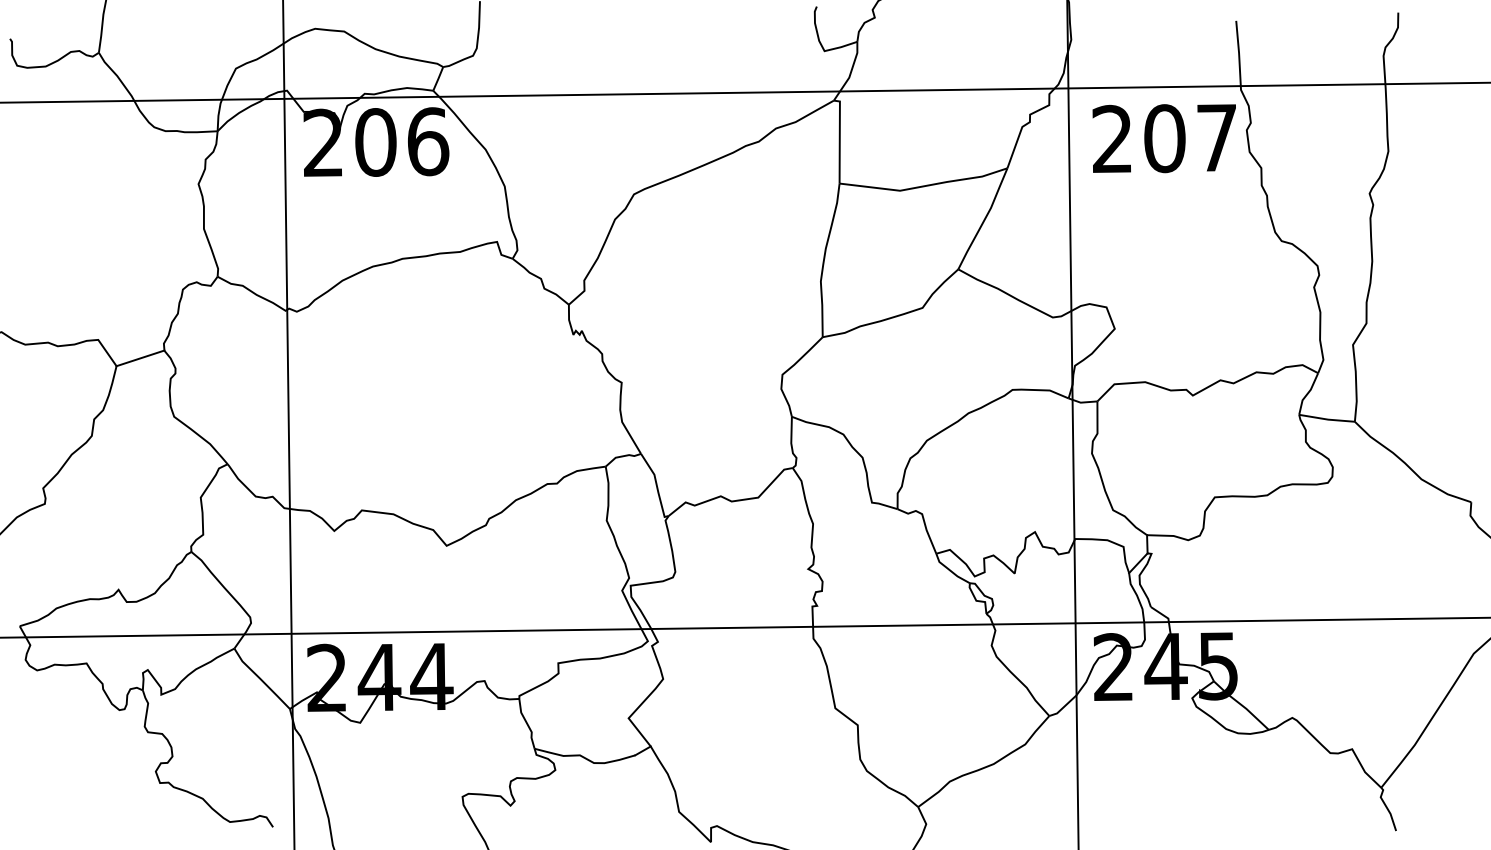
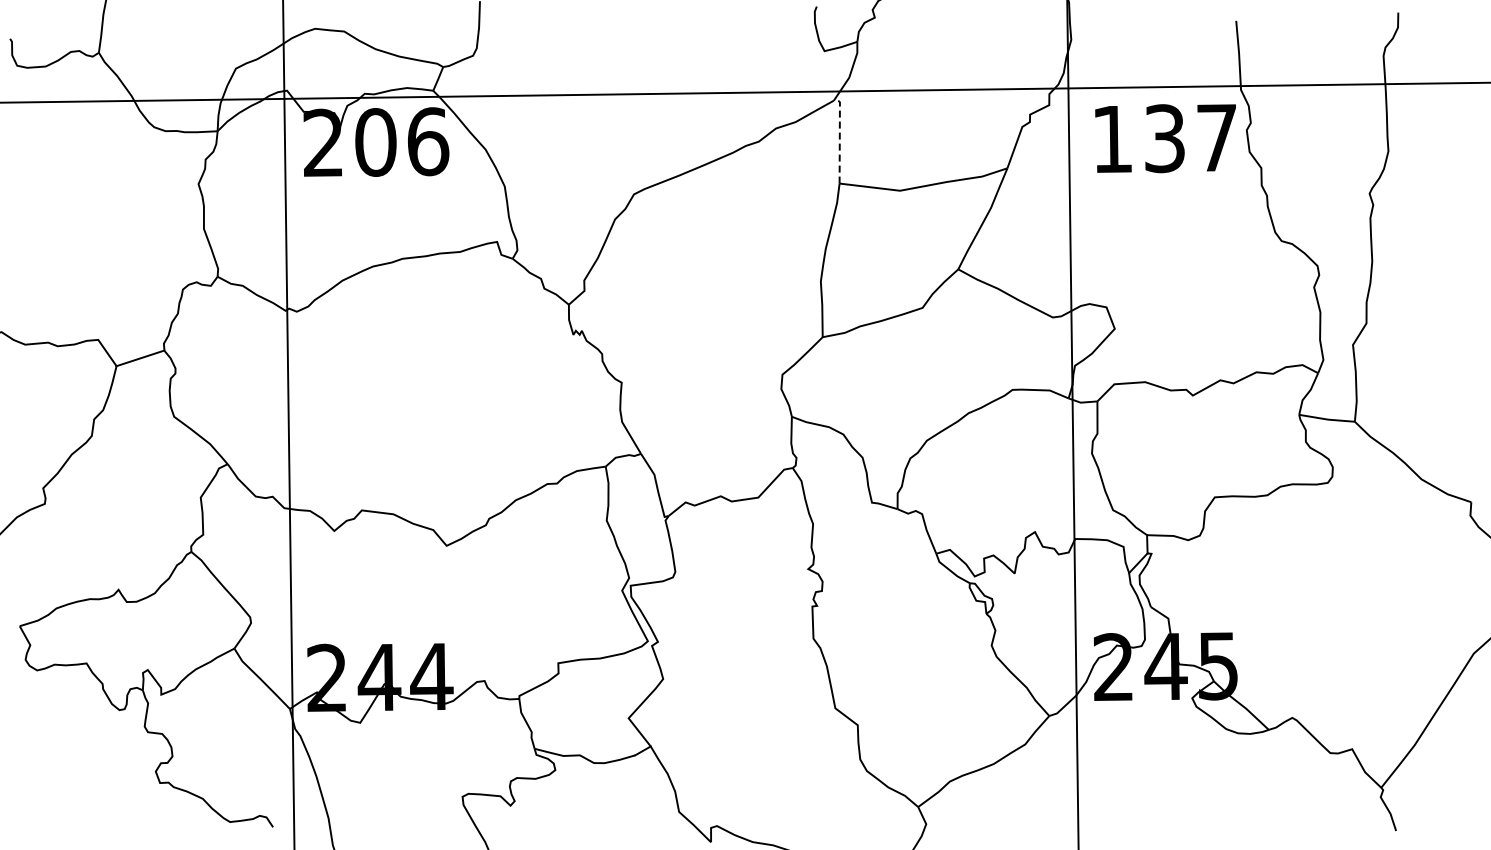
line: solid -> dashed (839, 138)
text: 207 -> 137 (1138, 138)
line: present -> none (744, 627)
